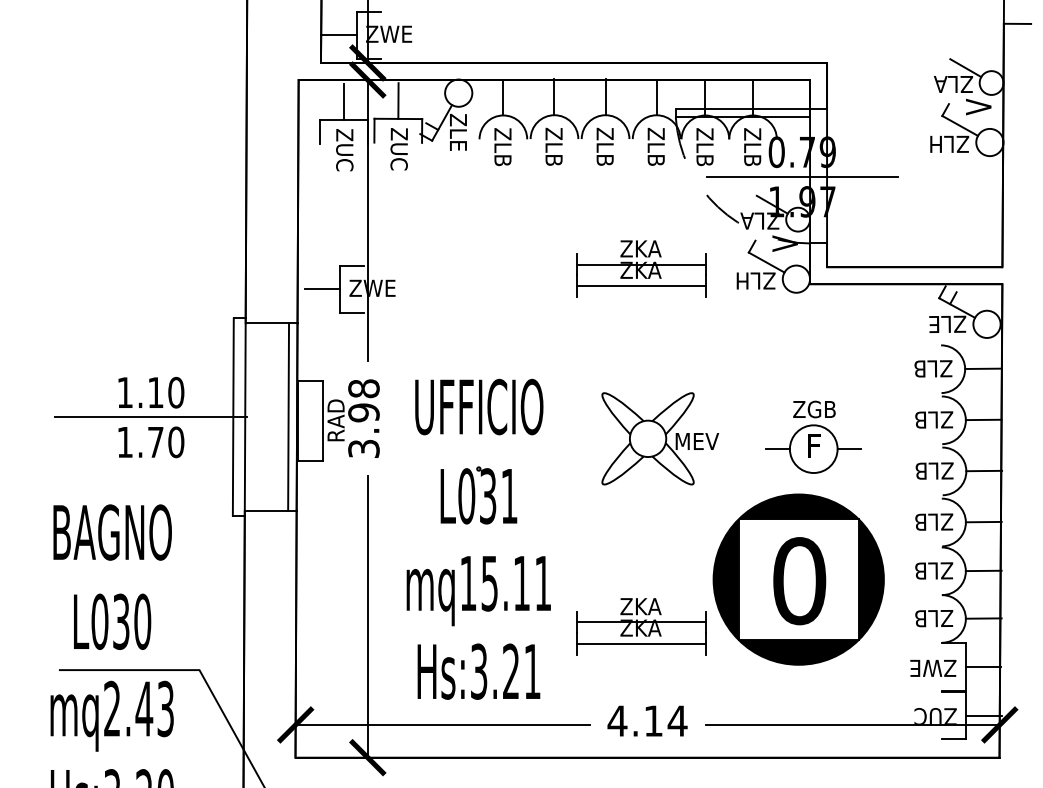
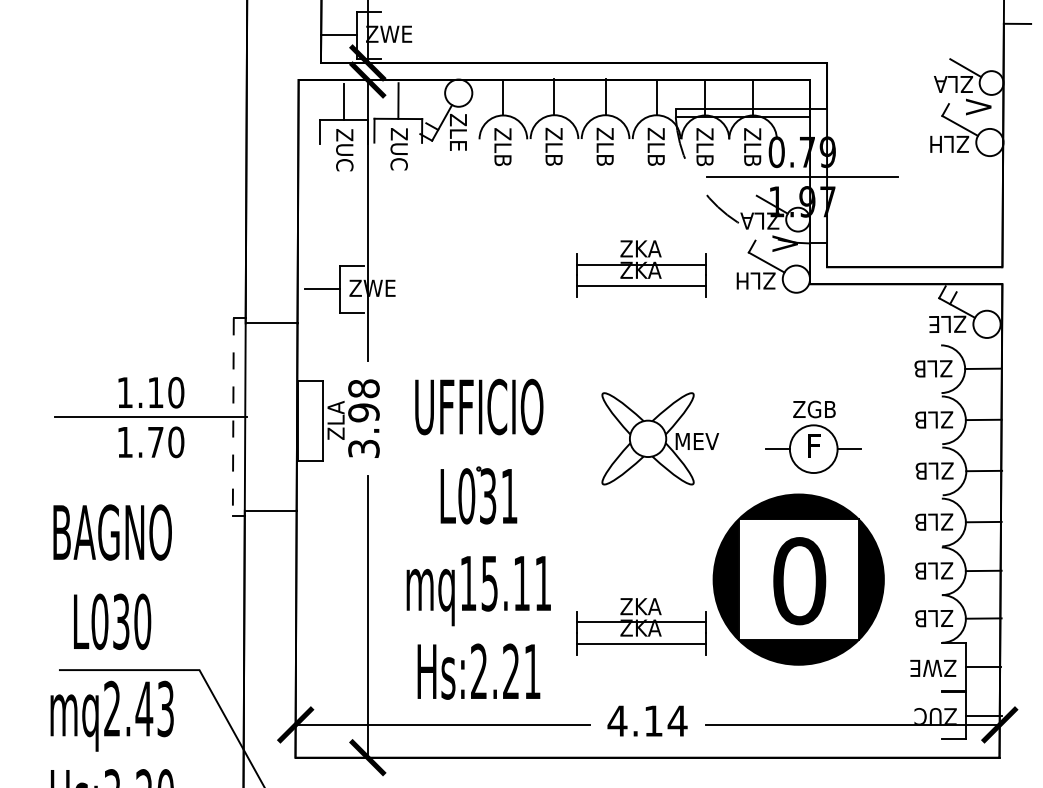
line: present -> none (288, 416)
line: solid -> dashed (233, 417)
text: RAD -> ZLA (335, 420)
text: Hs:3.21 -> Hs:2.21 (479, 671)
